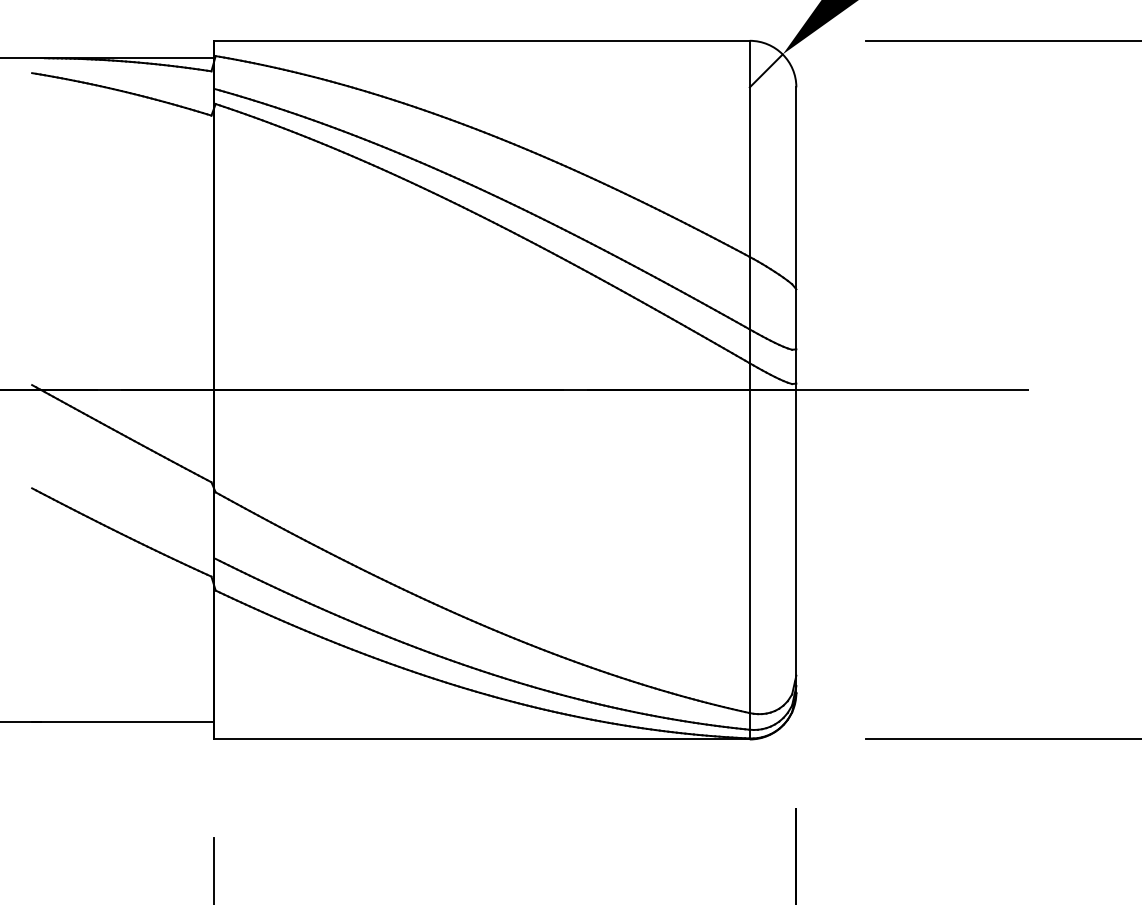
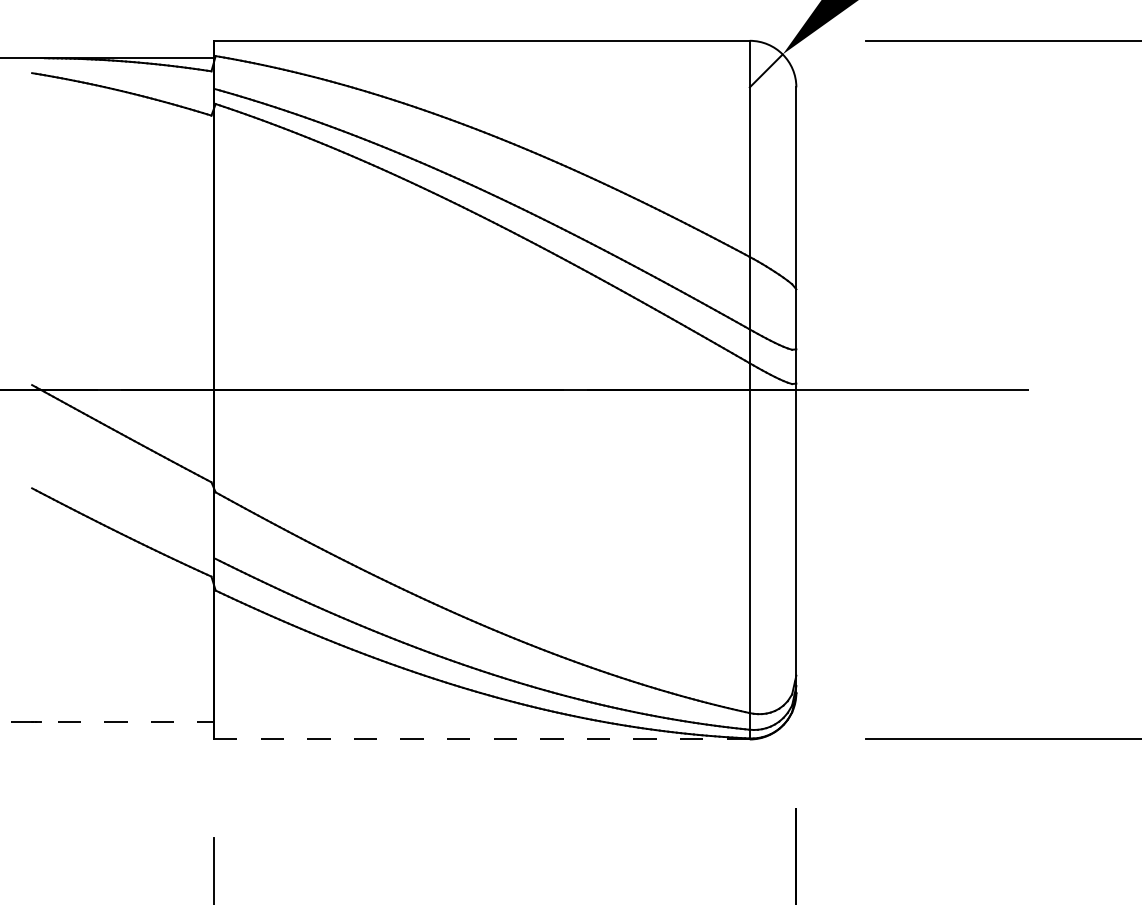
line: solid -> dashed (107, 722)
line: solid -> dashed (481, 739)
